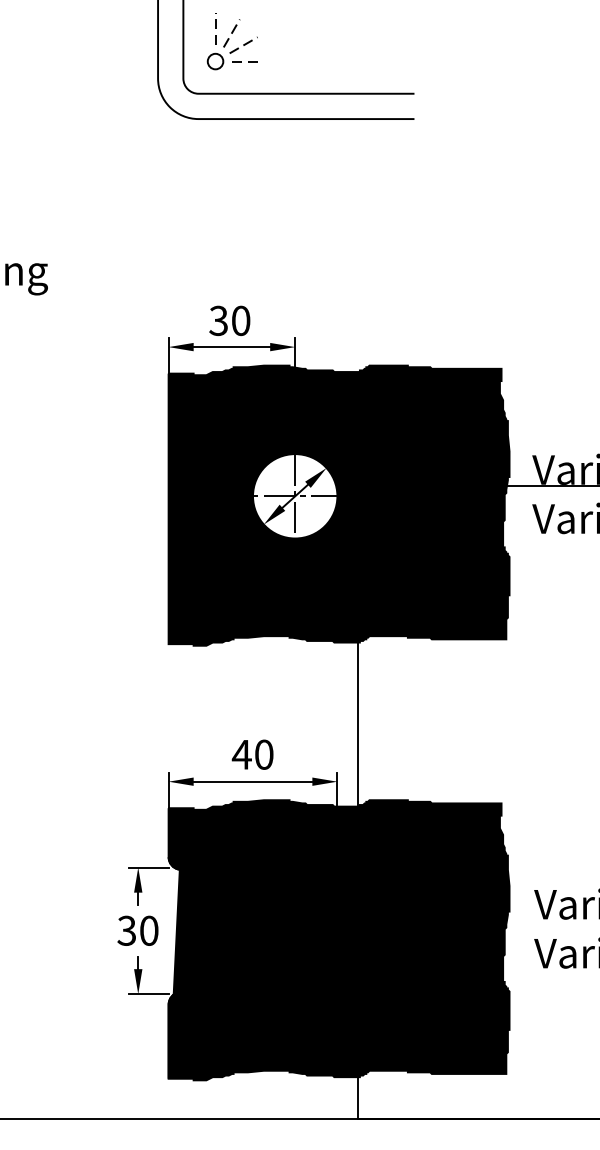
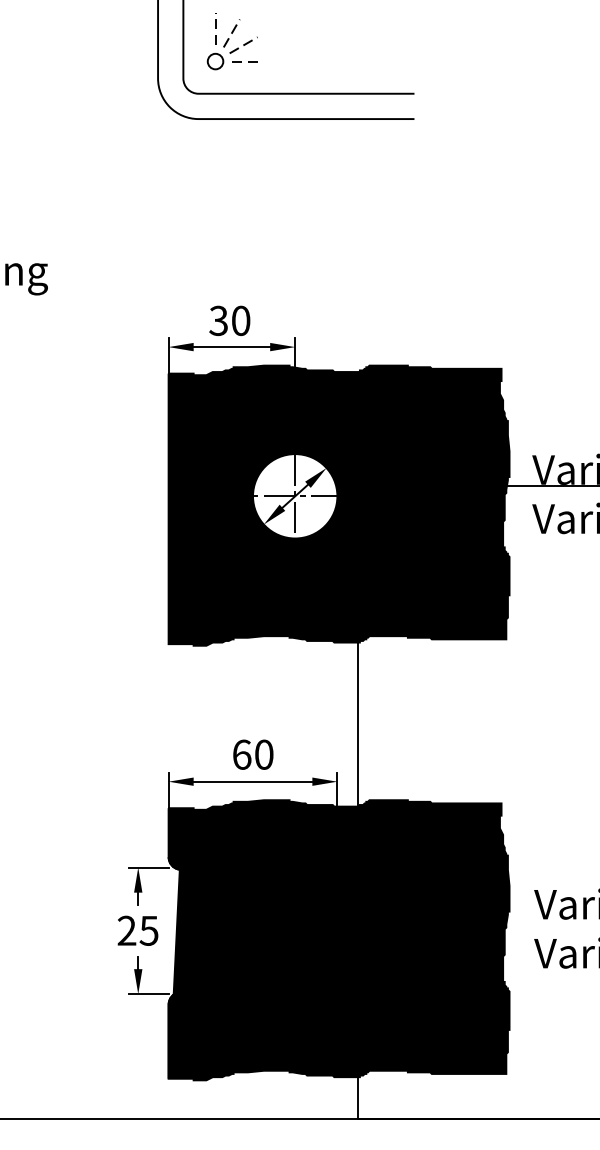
text: 40 -> 60 (241, 754)
text: 30 -> 25 (137, 930)
